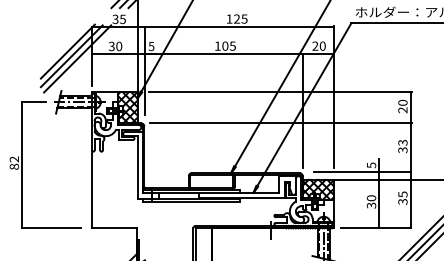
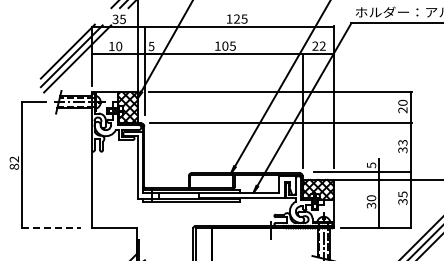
text: 20 -> 22 (322, 45)
text: 30 -> 10 (111, 46)
line: solid -> dashed (51, 228)
